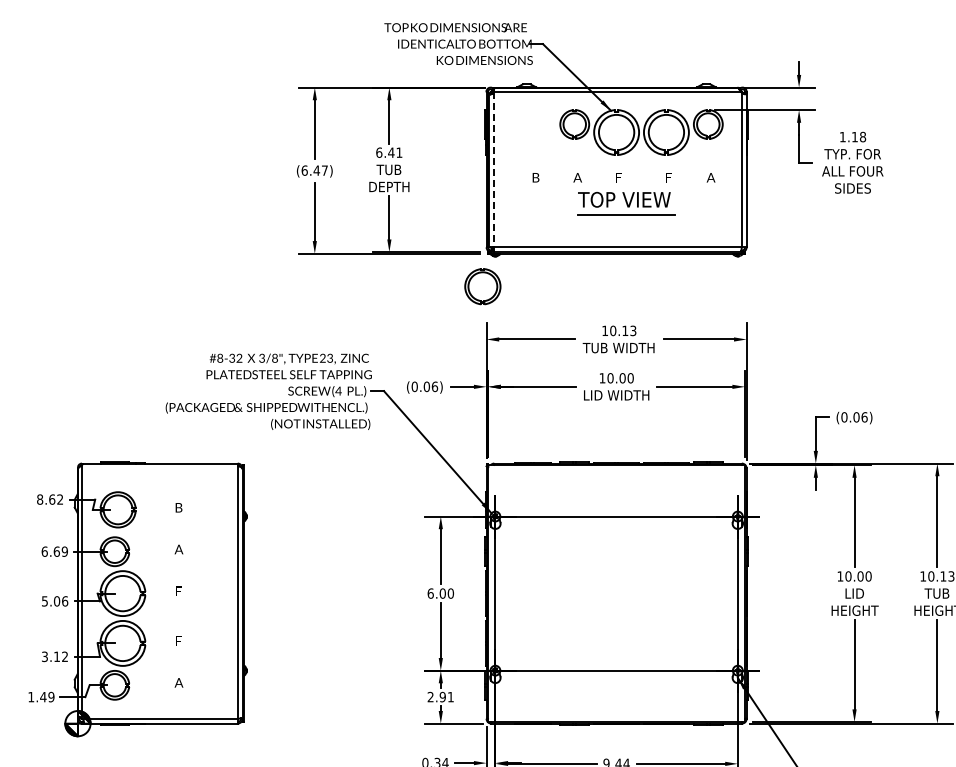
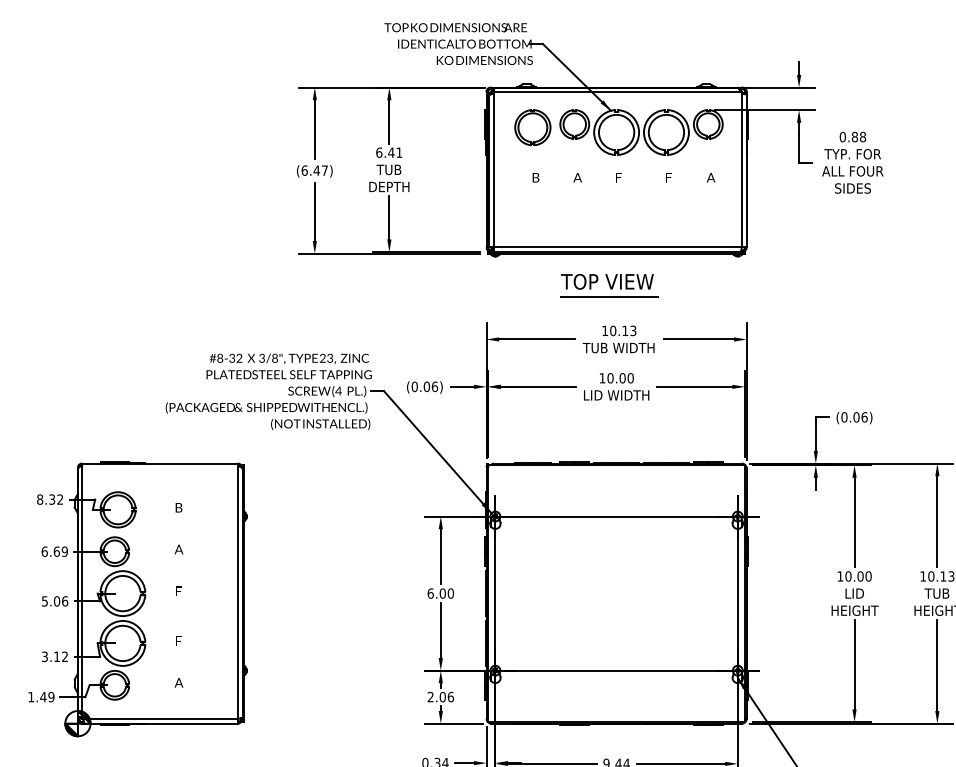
text: 1.18 -> 0.88 (848, 136)
line: dashed -> solid (494, 169)
part position: (626, 203) -> (609, 285) (609, 285)
part position: (482, 286) -> (532, 127) (532, 127)
text: 8.62 -> 8.32 (52, 499)
text: 2.91 -> 2.06 (446, 696)
